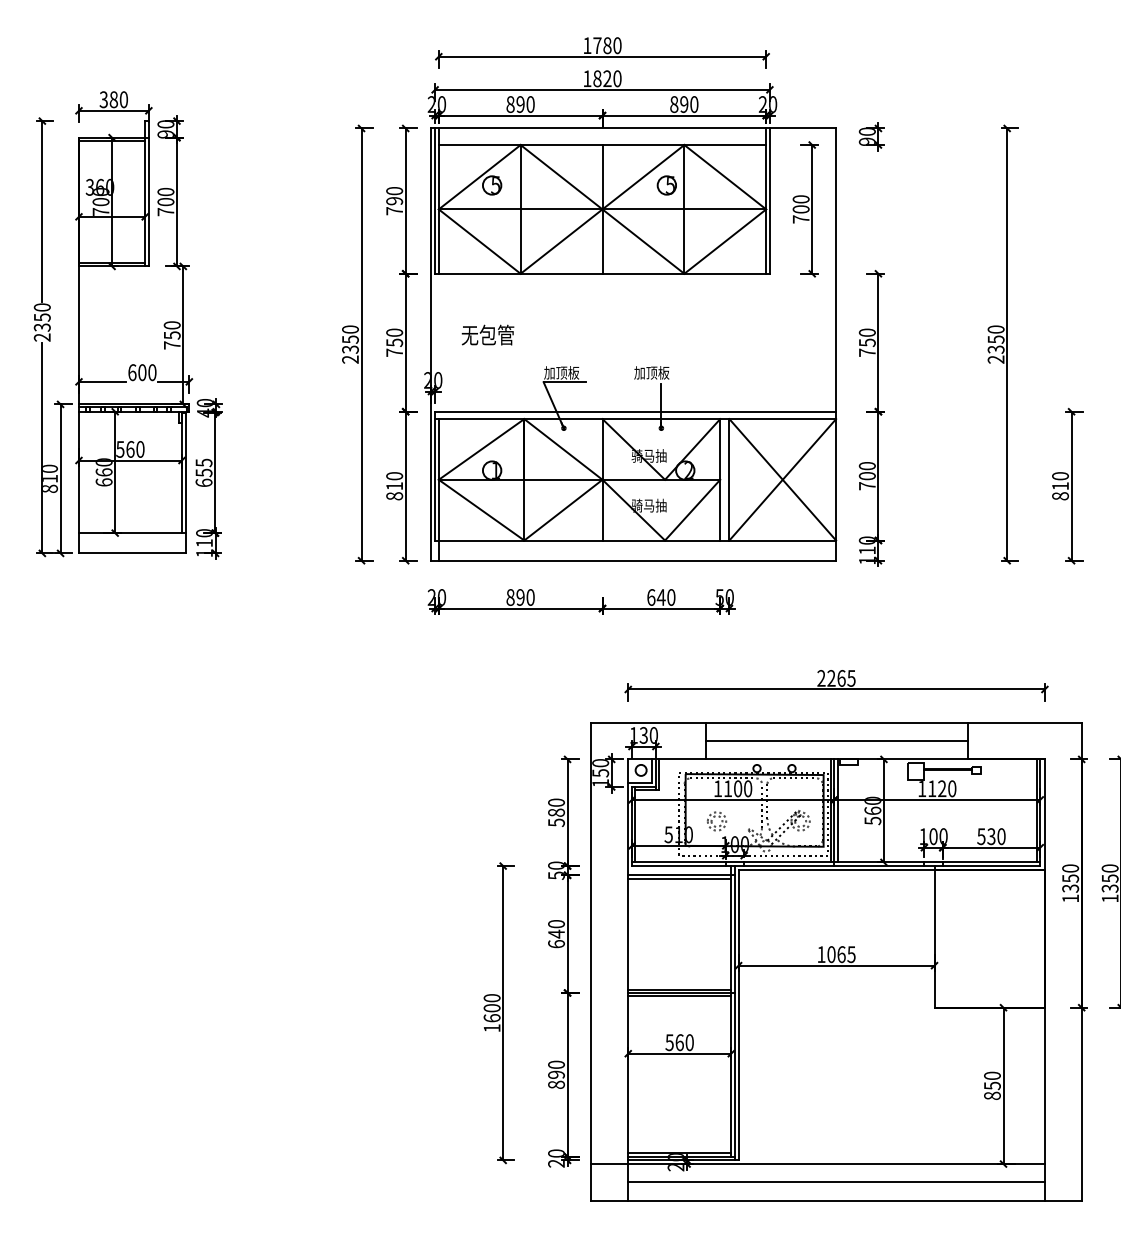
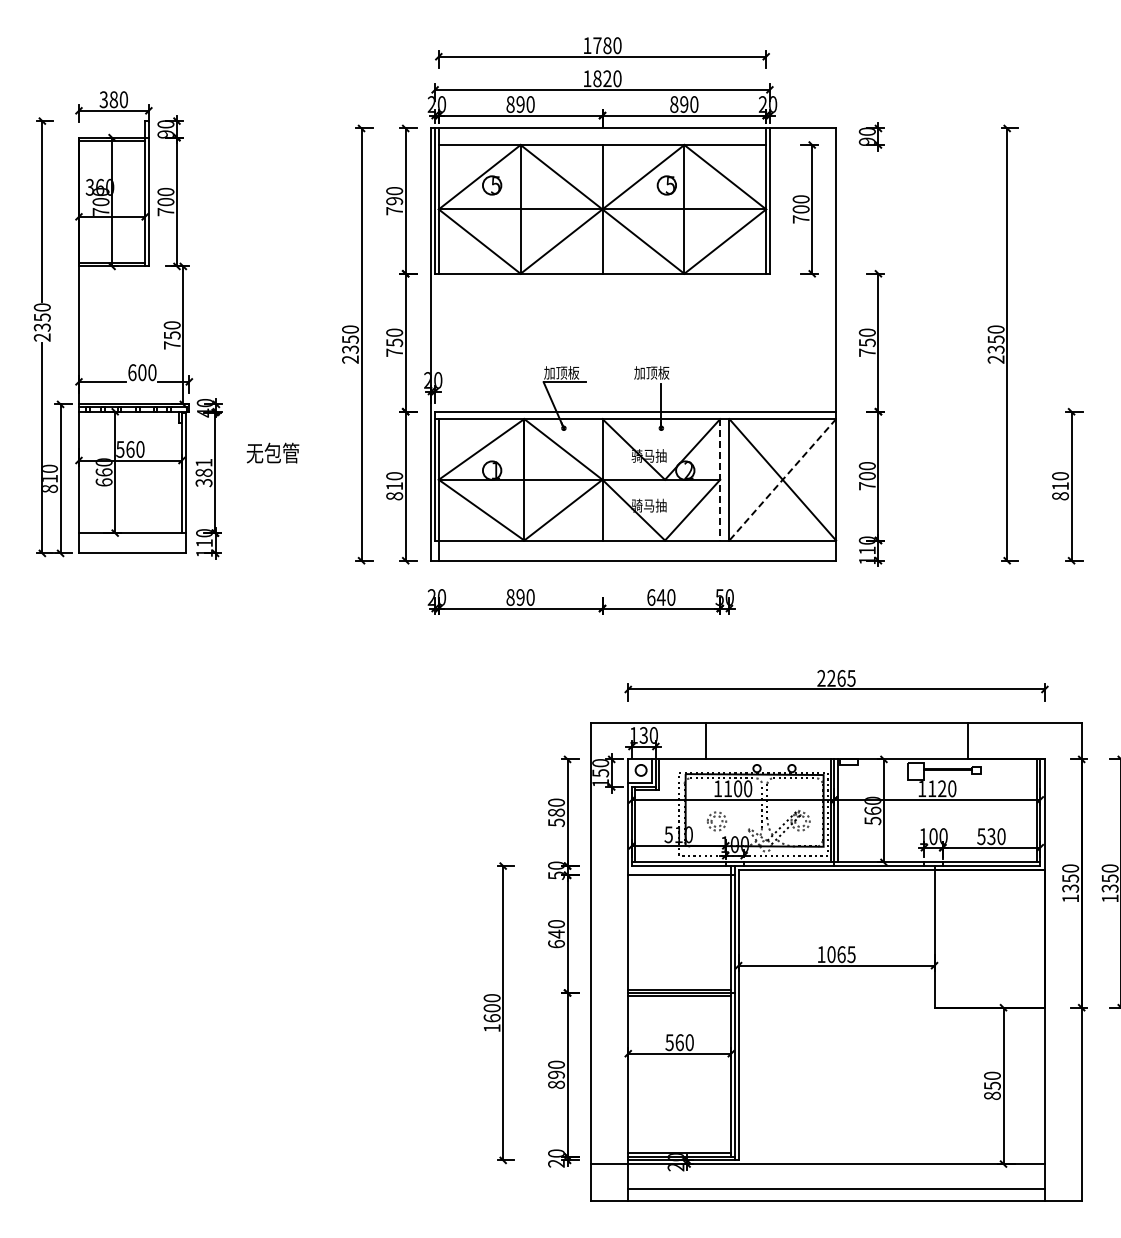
text position: (487, 334) -> (272, 452) (272, 452)
text: 655 -> 381 (203, 472)
line: solid -> dashed (720, 479)
line: solid -> dashed (782, 479)
line: present -> none (836, 741)
line: present -> none (679, 878)
line position: (836, 1182) -> (836, 1189) (836, 1189)
